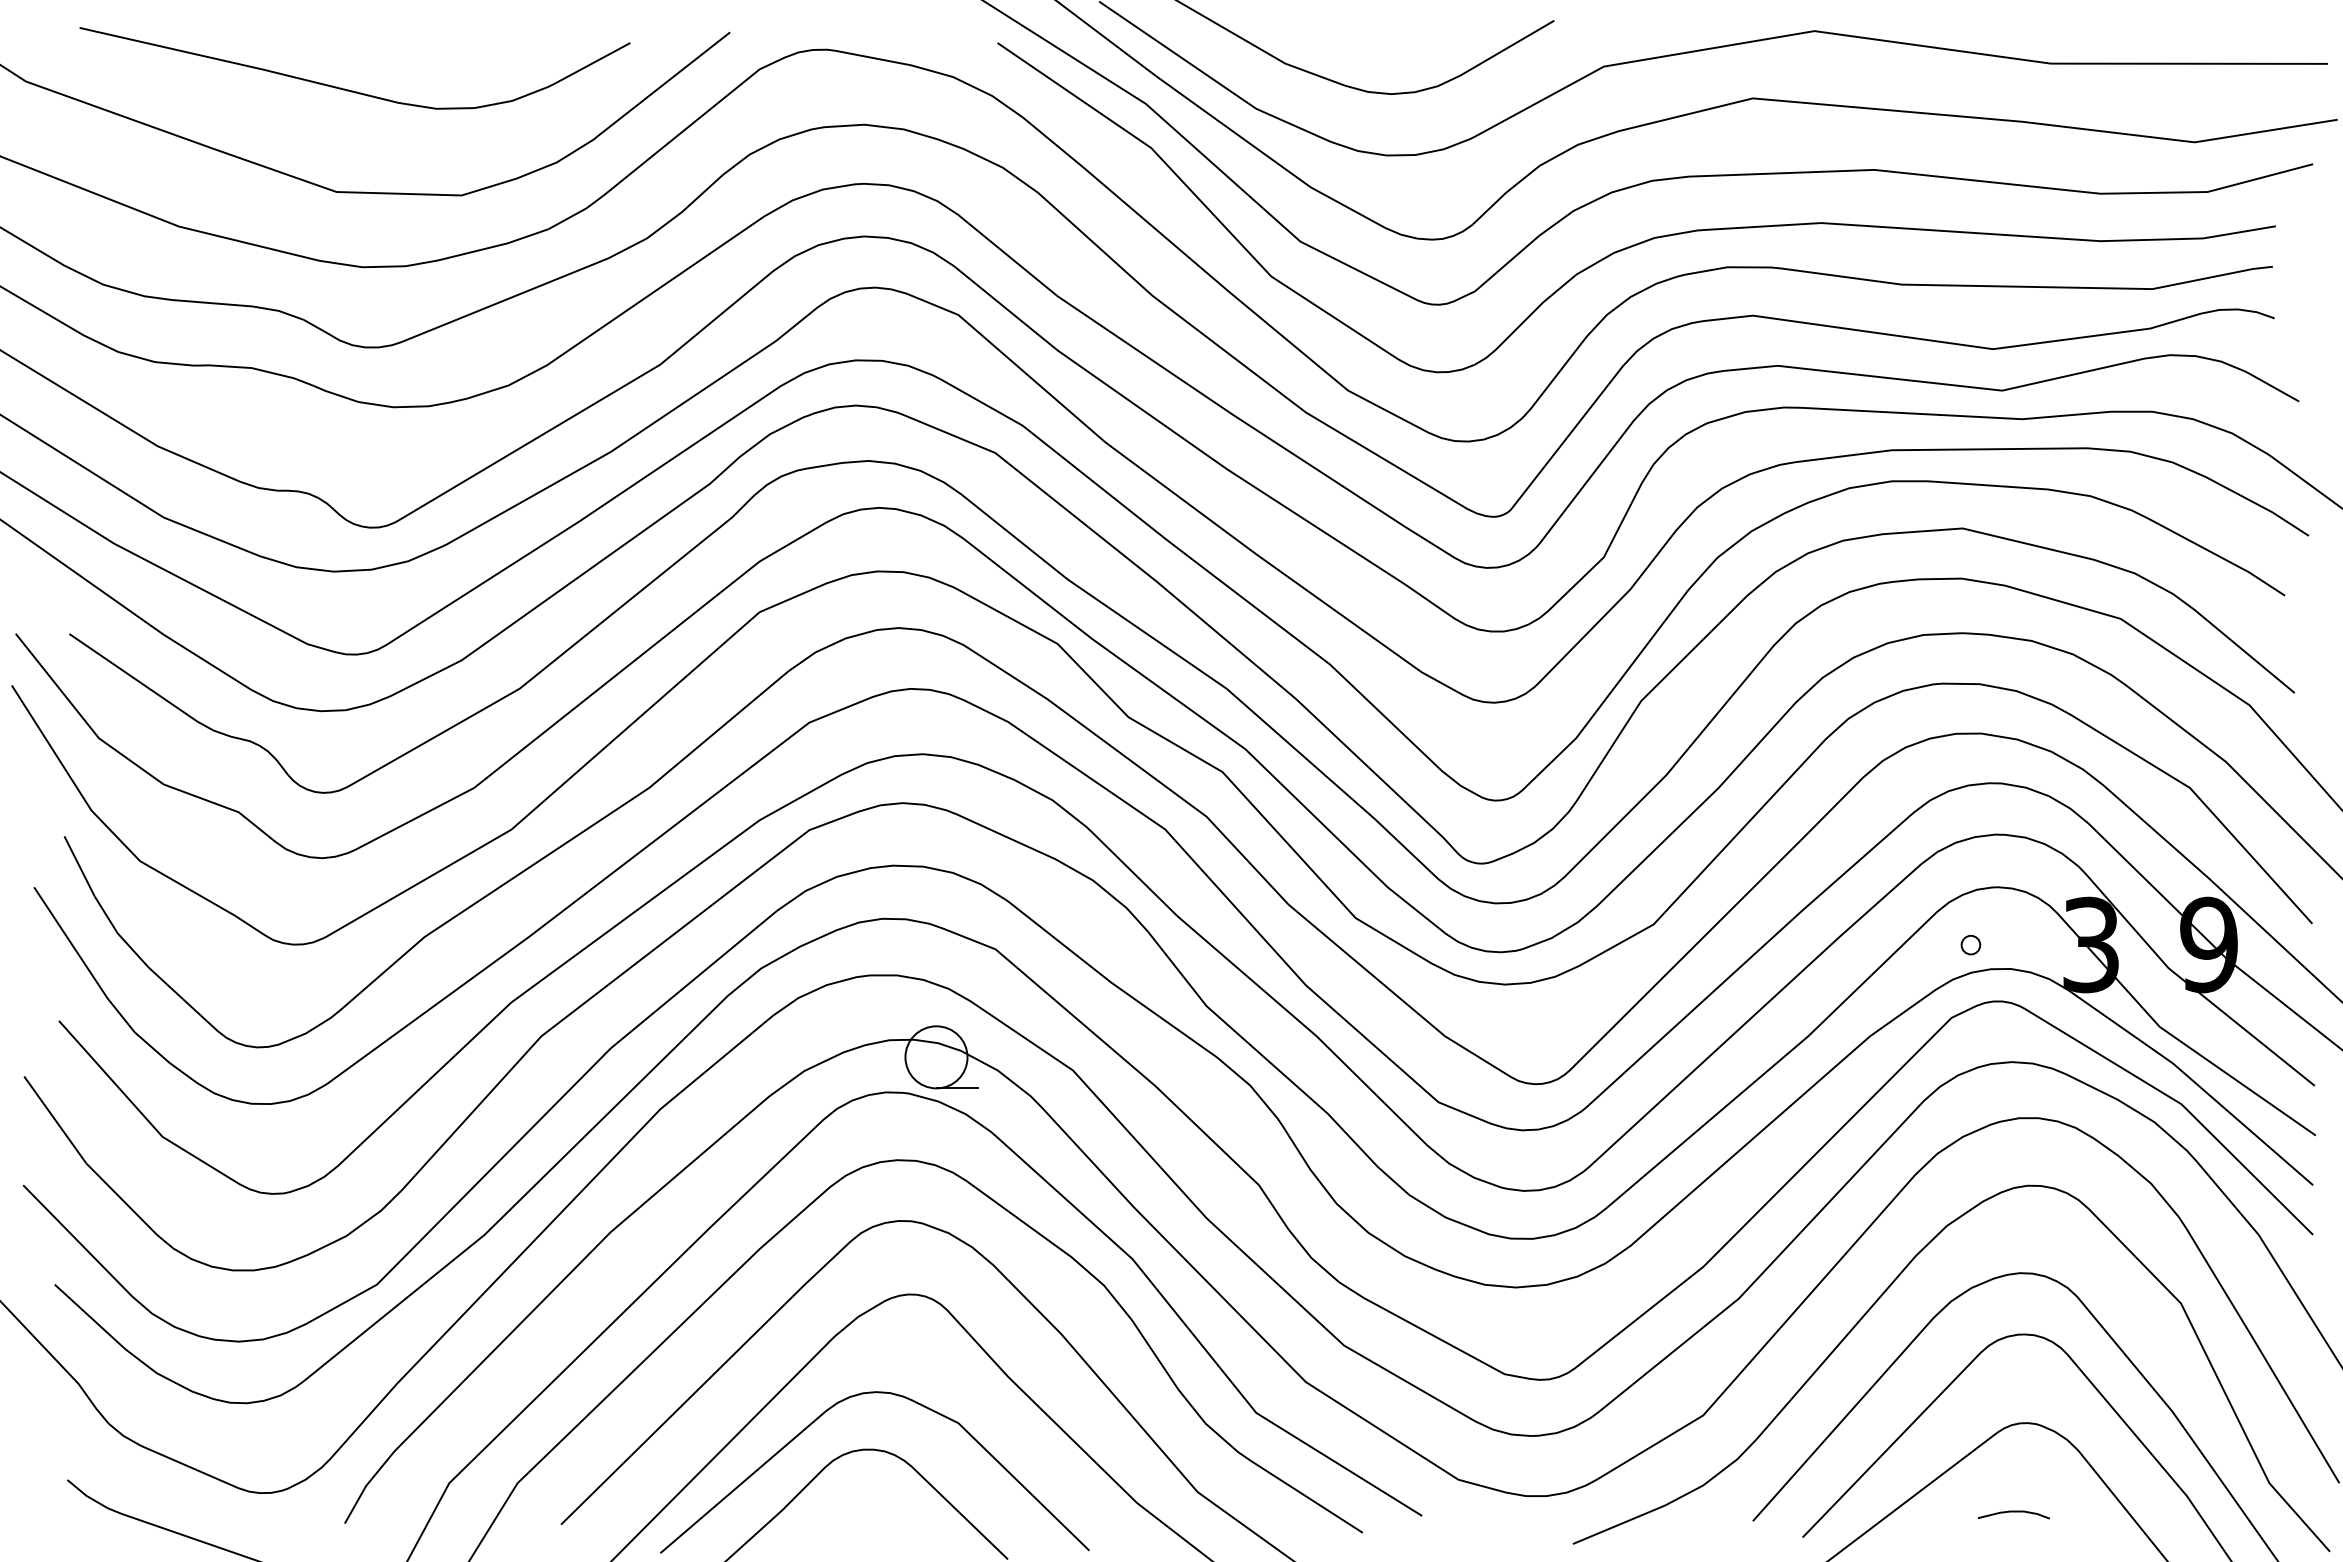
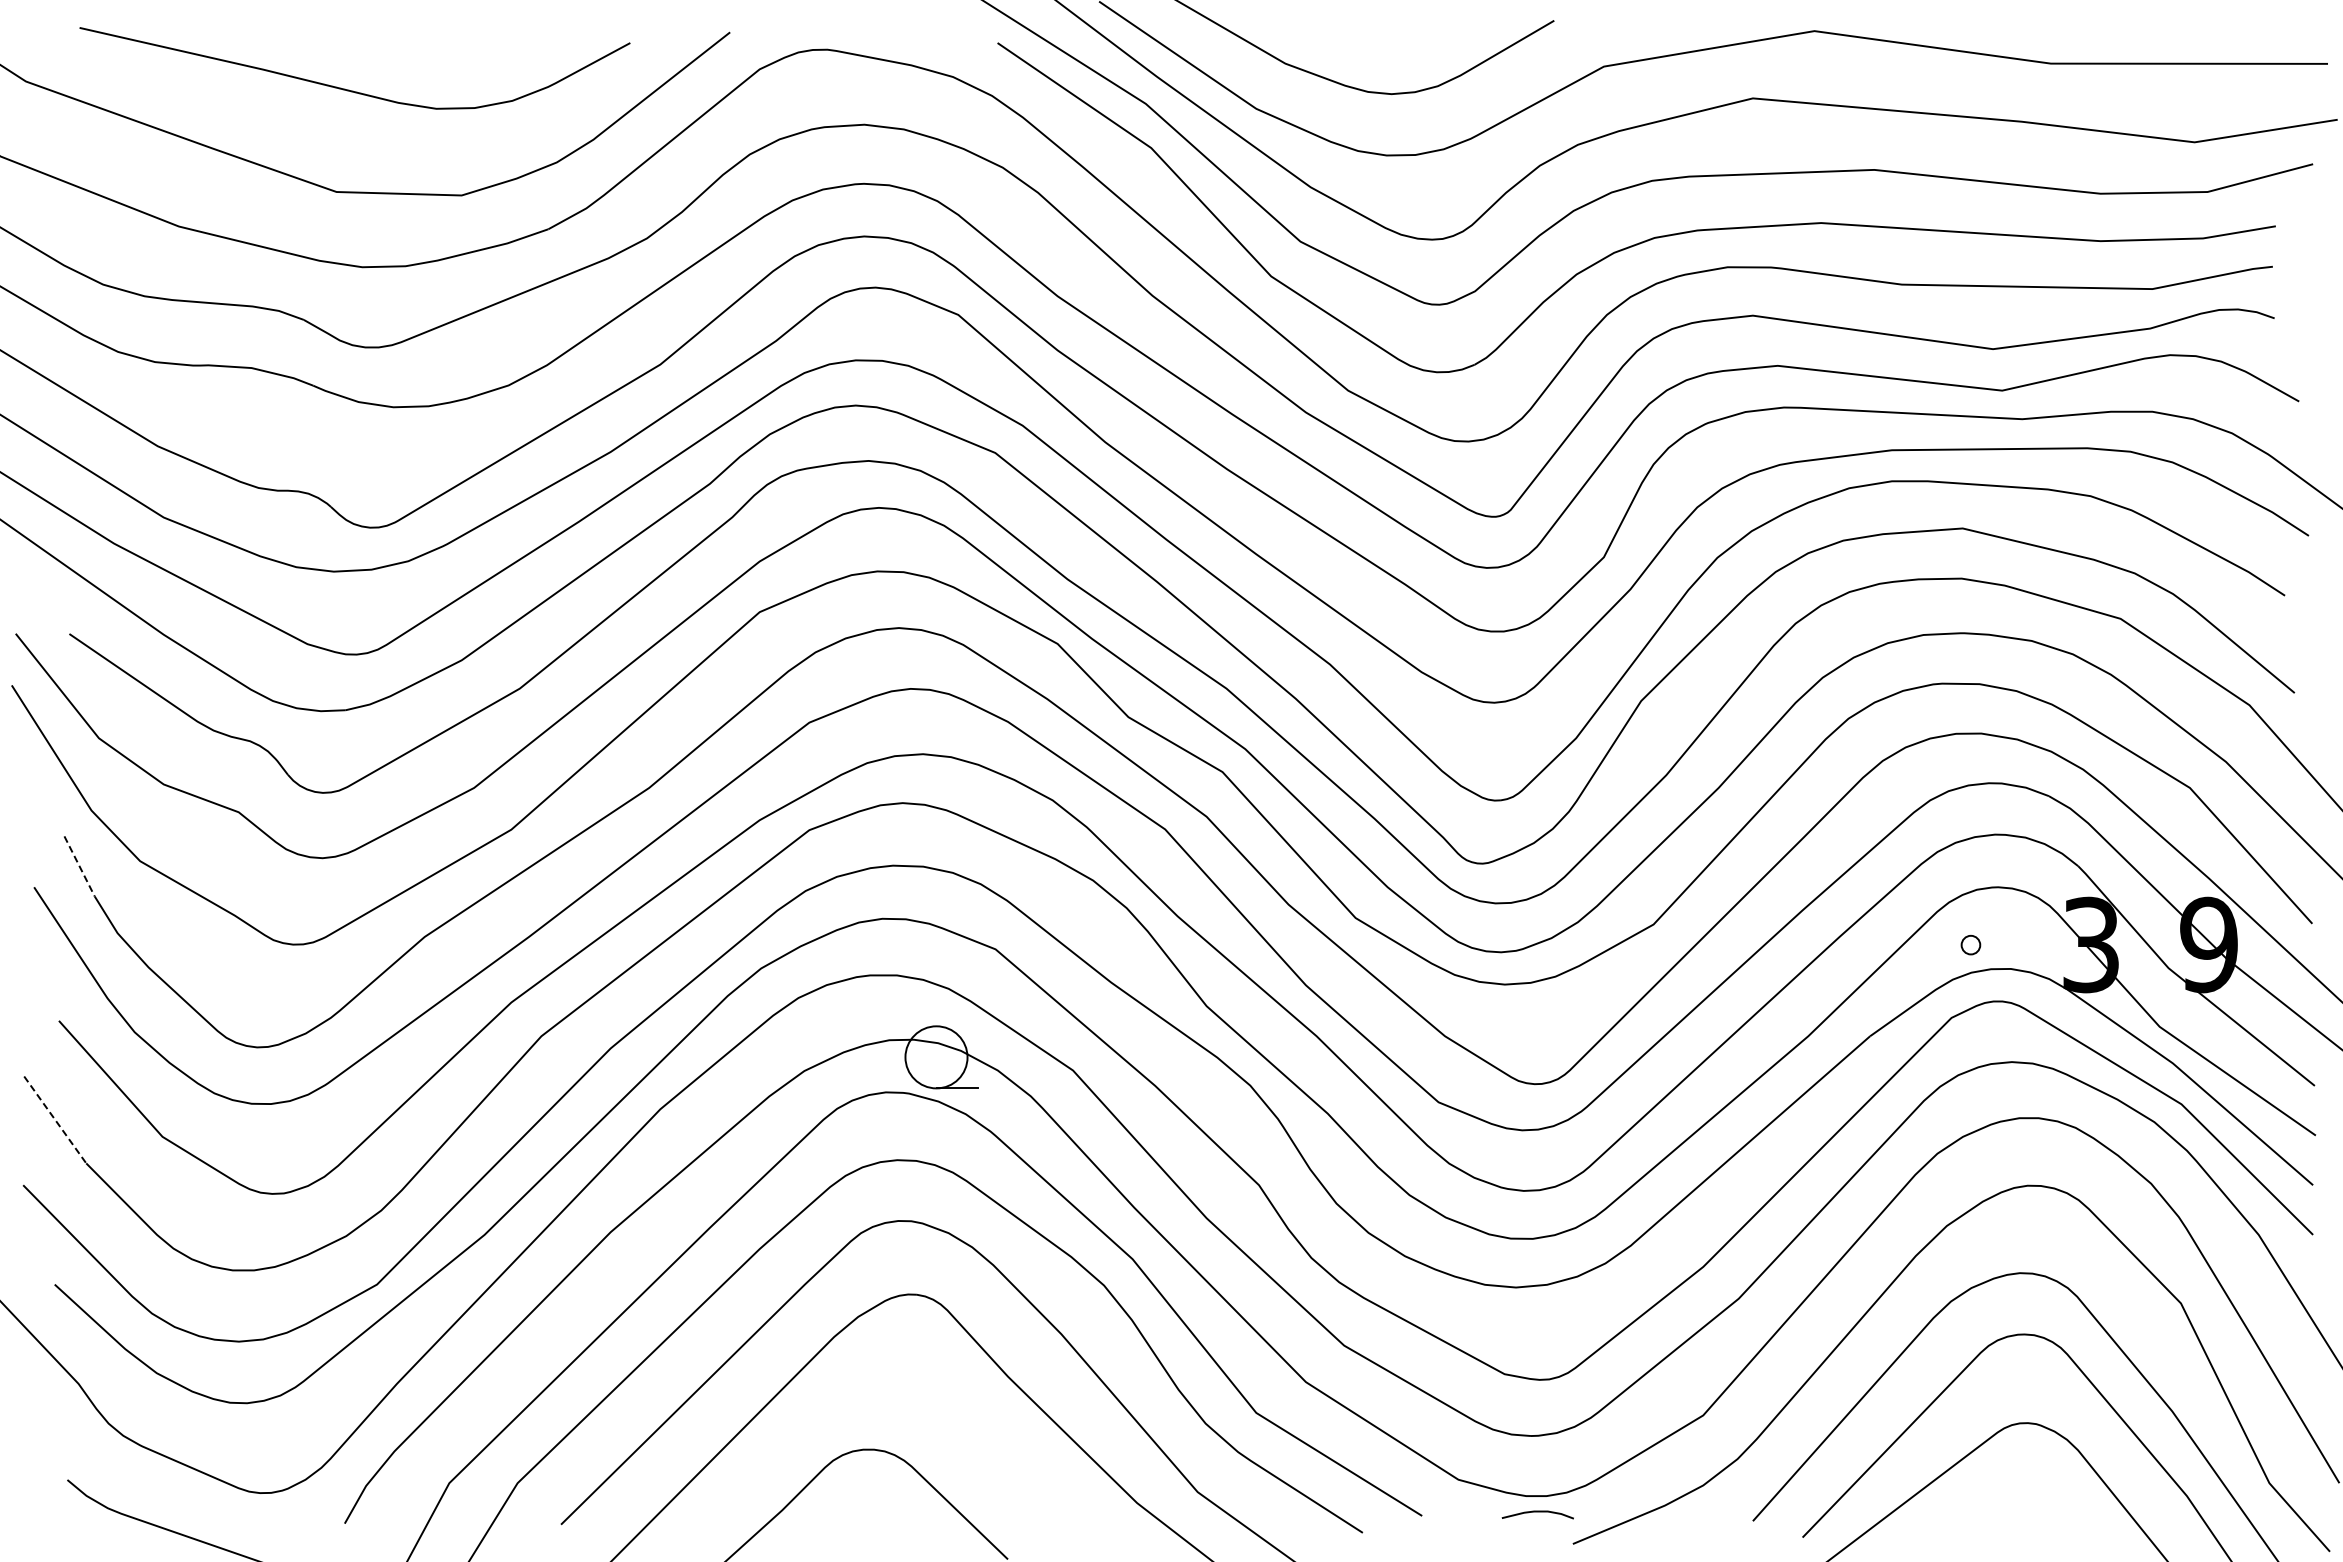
line: solid -> dashed (79, 866)
line: solid -> dashed (55, 1120)
curve: present -> none (830, 1409)
curve position: (2013, 1512) -> (1537, 1512) (1537, 1512)
